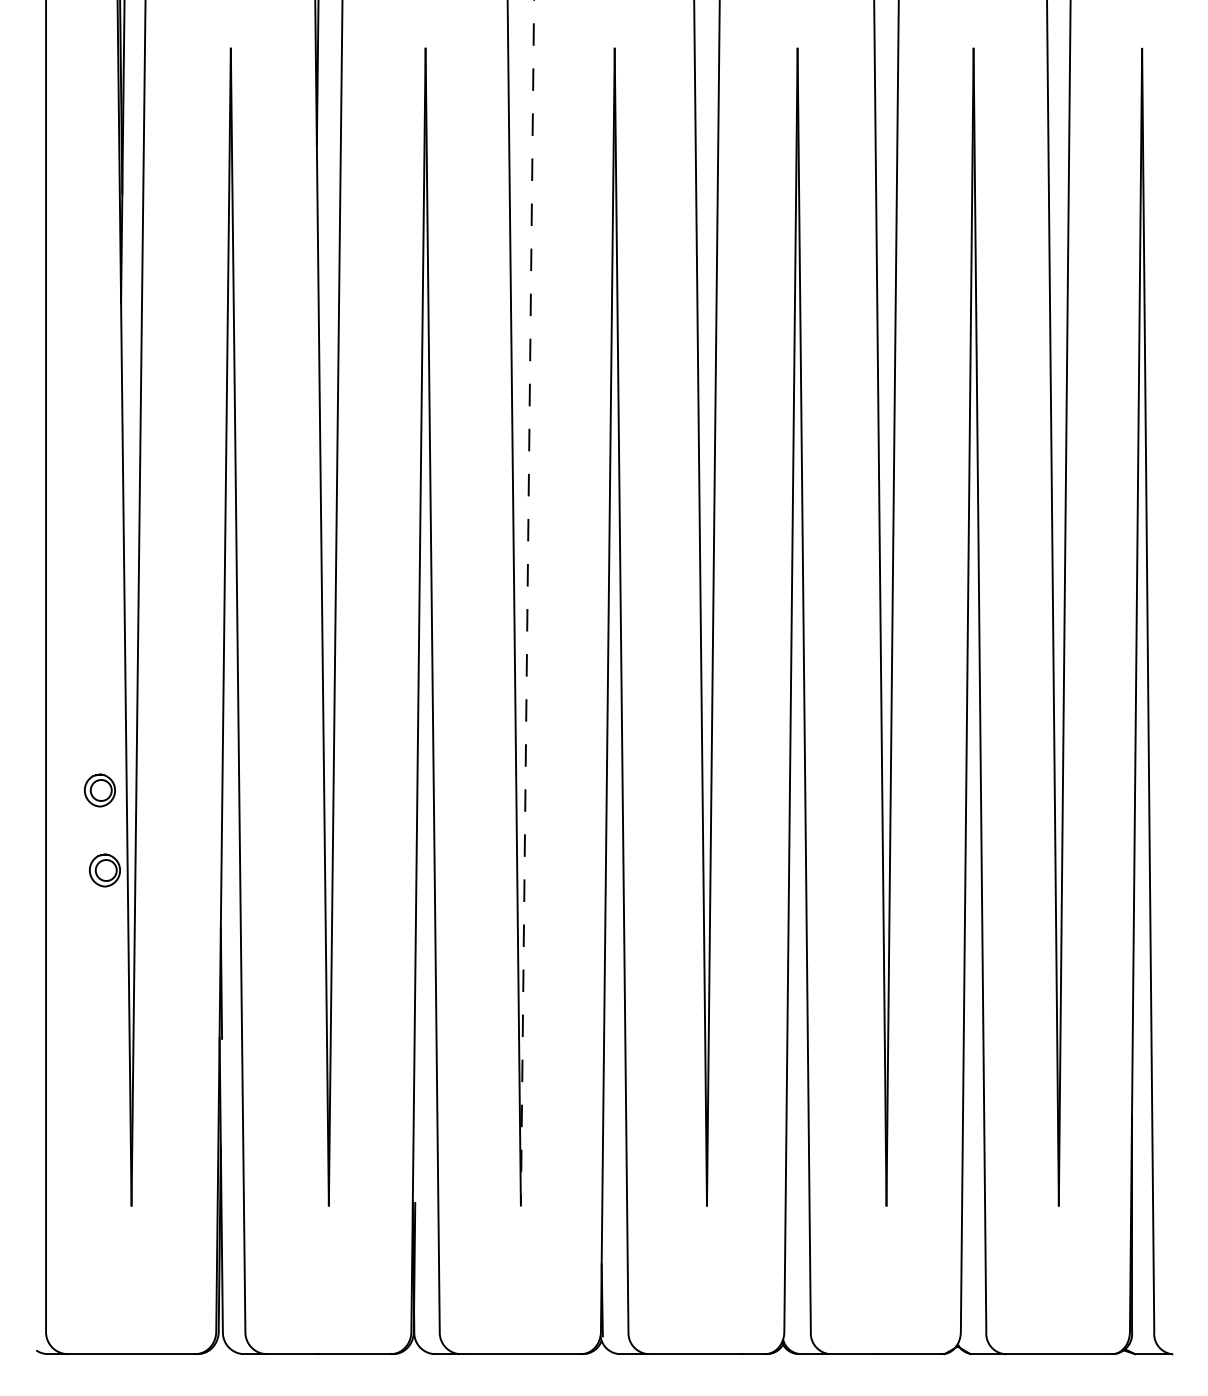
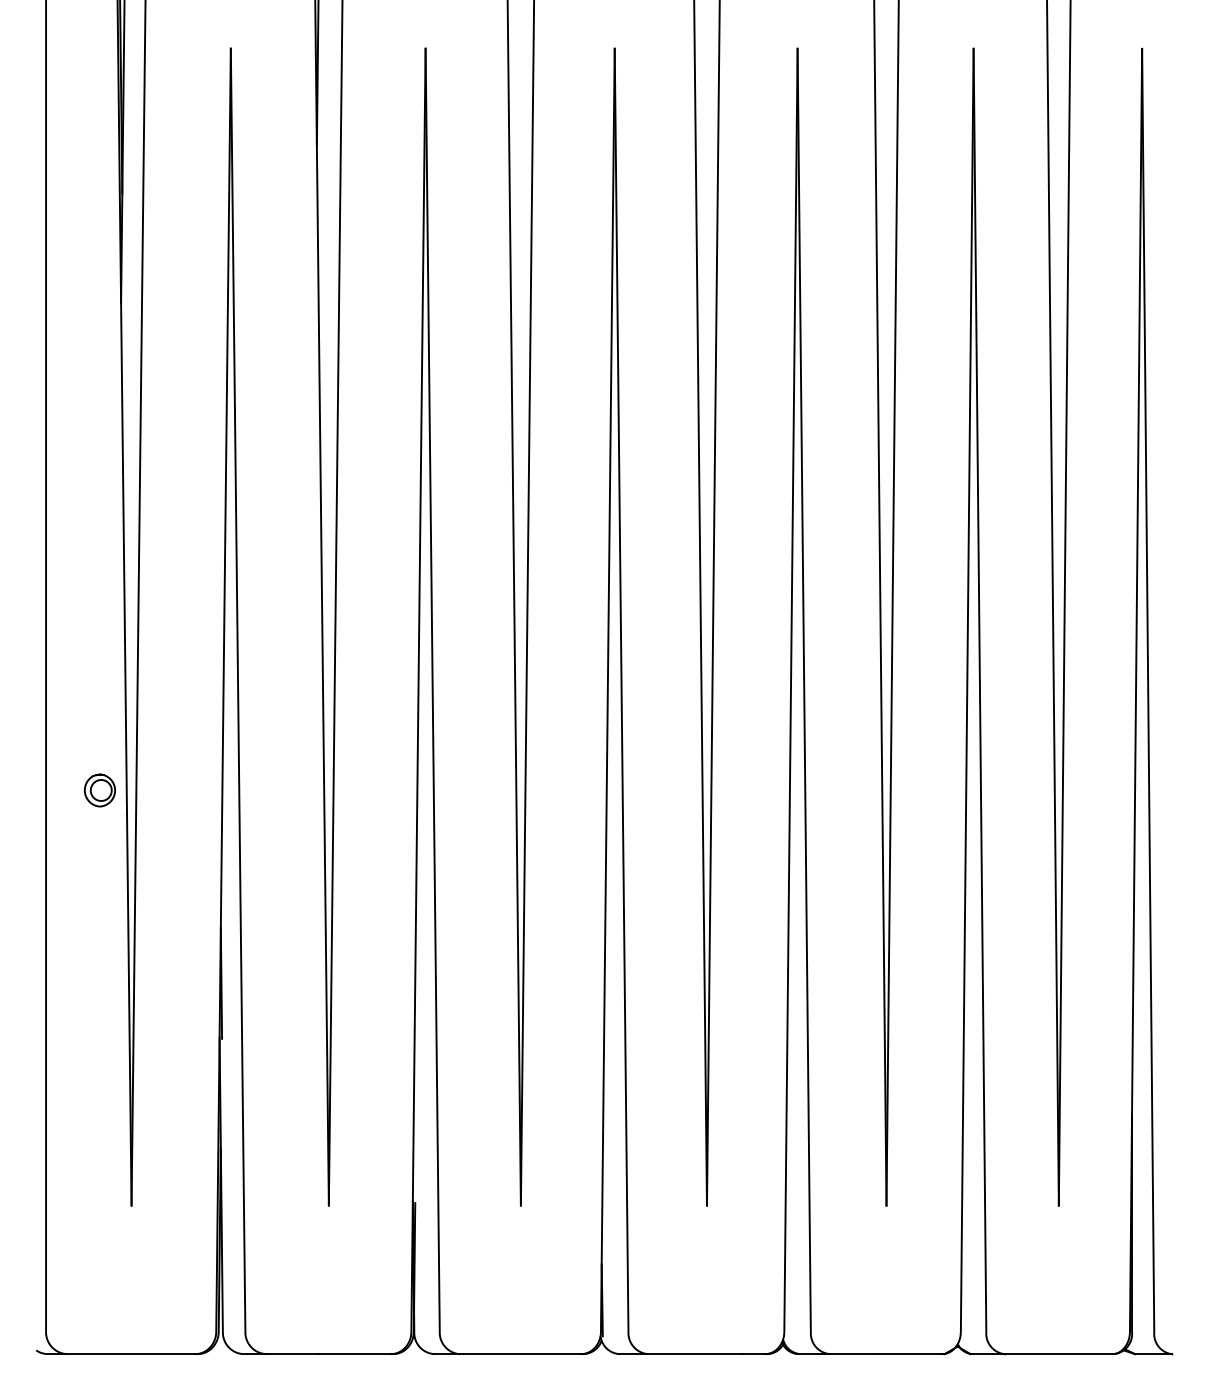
line: dashed -> solid (527, 602)
part: present -> none (104, 870)
